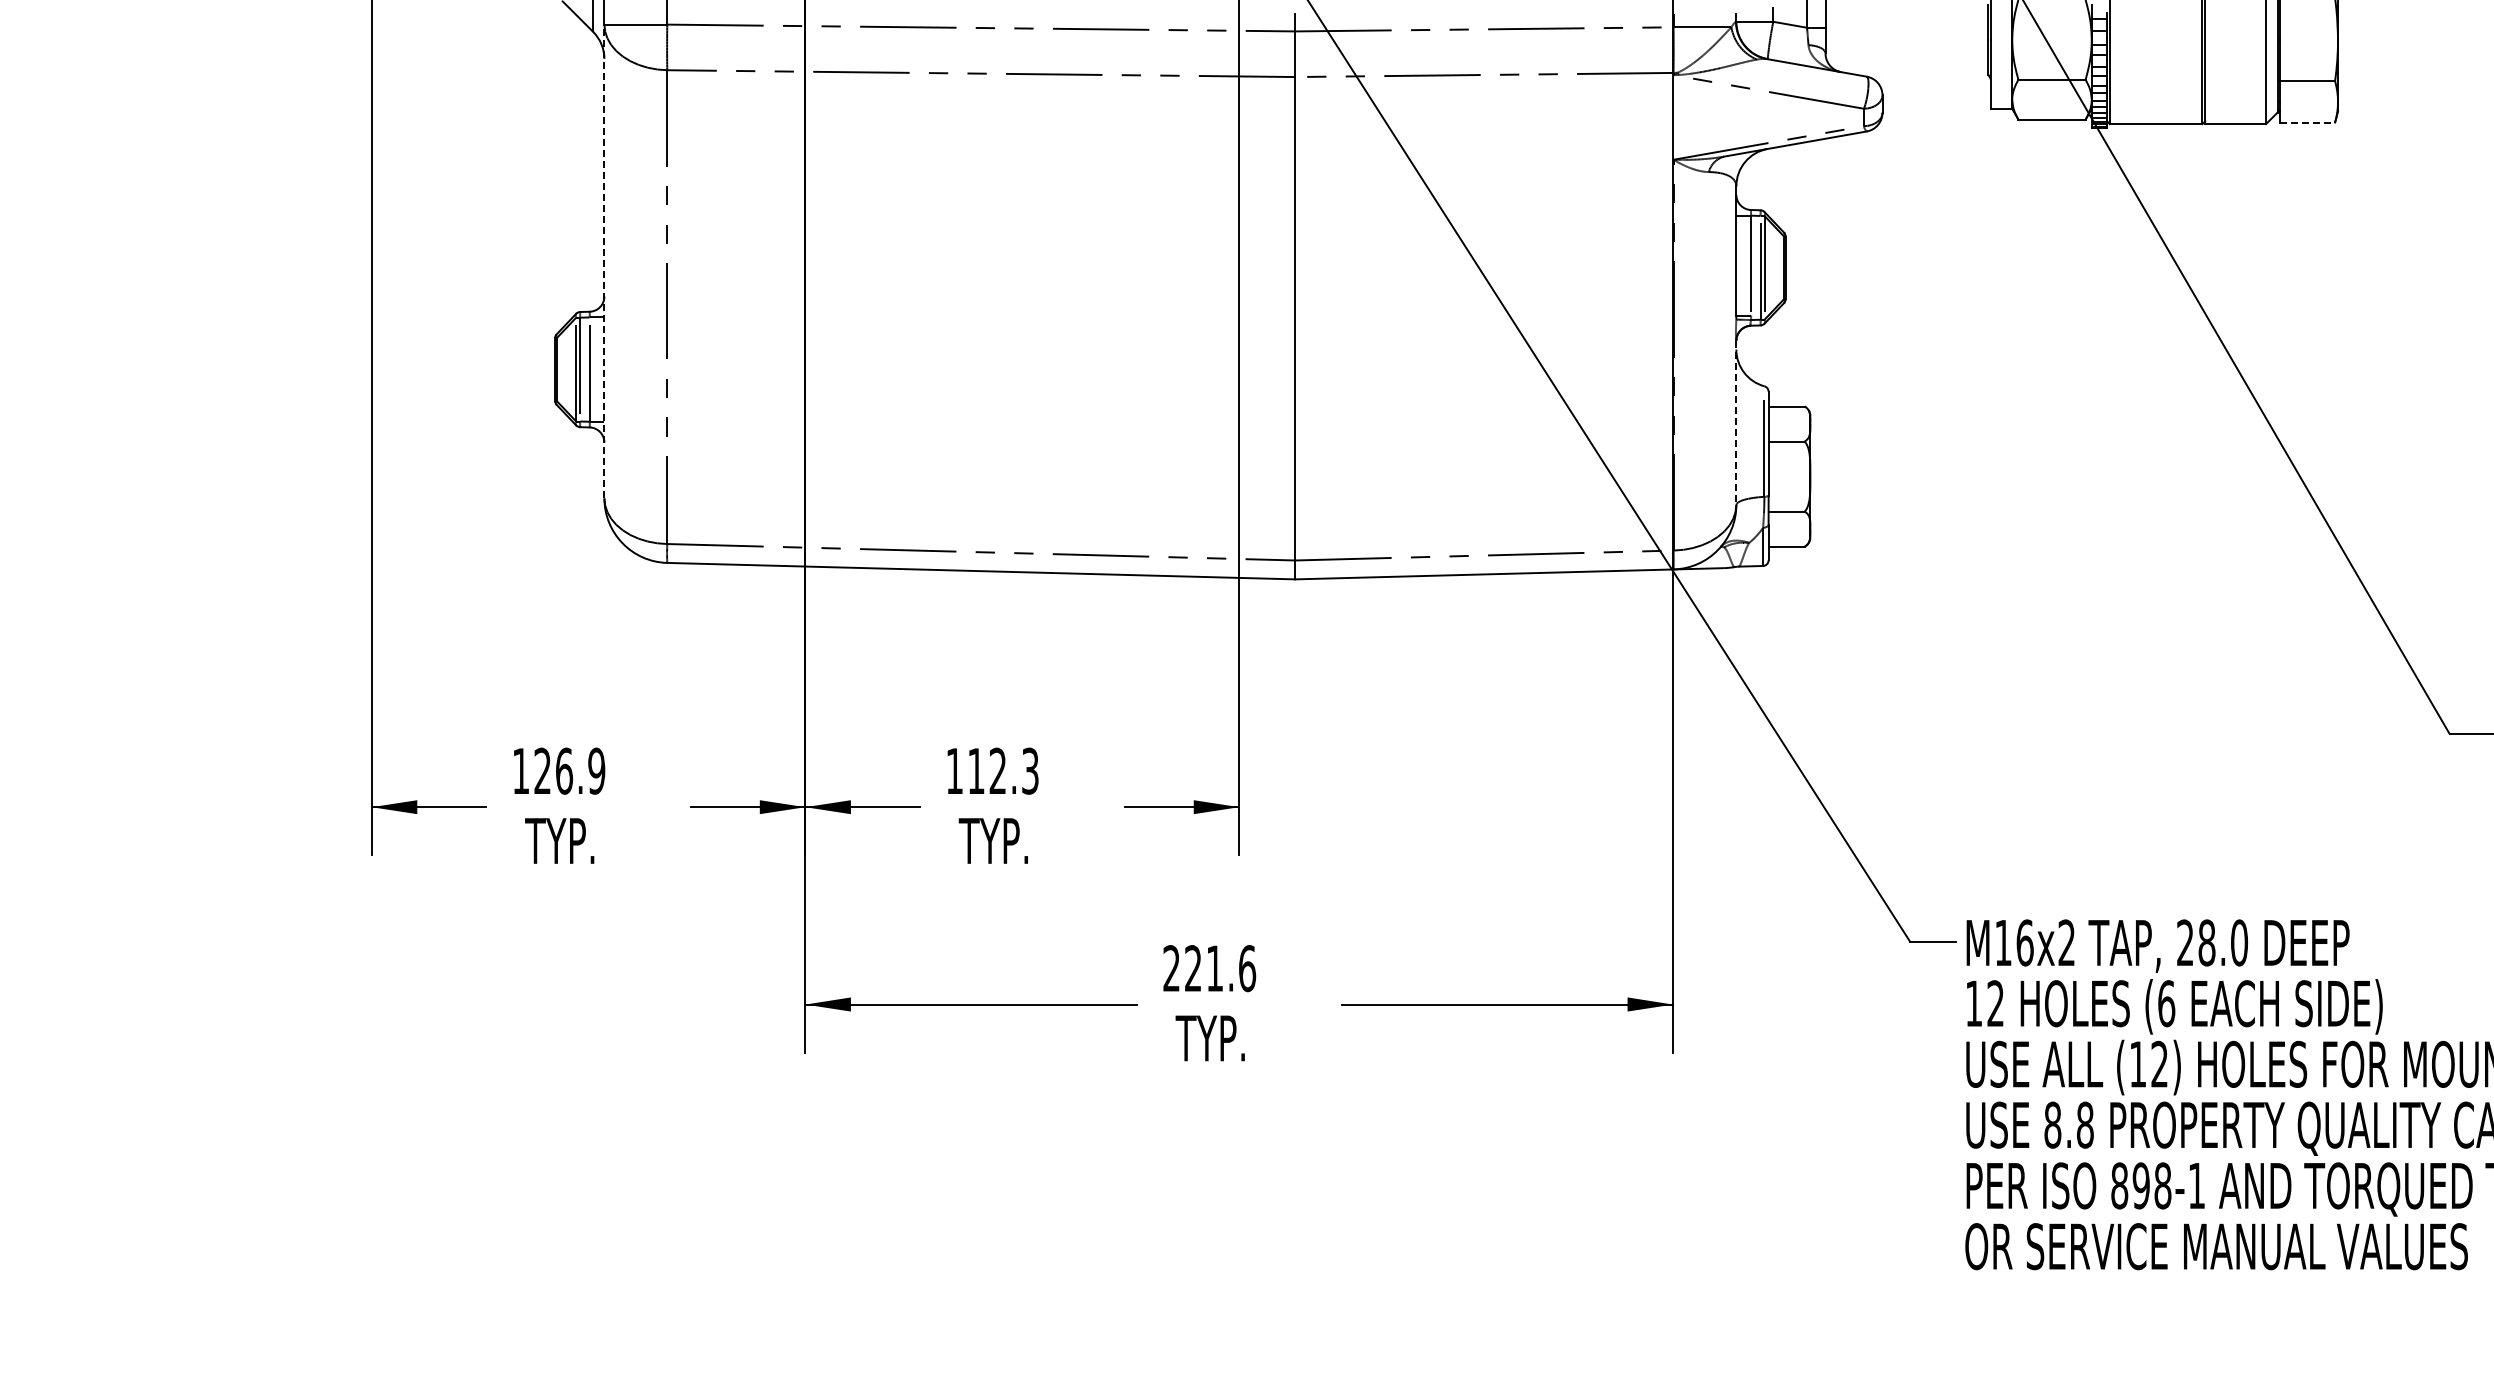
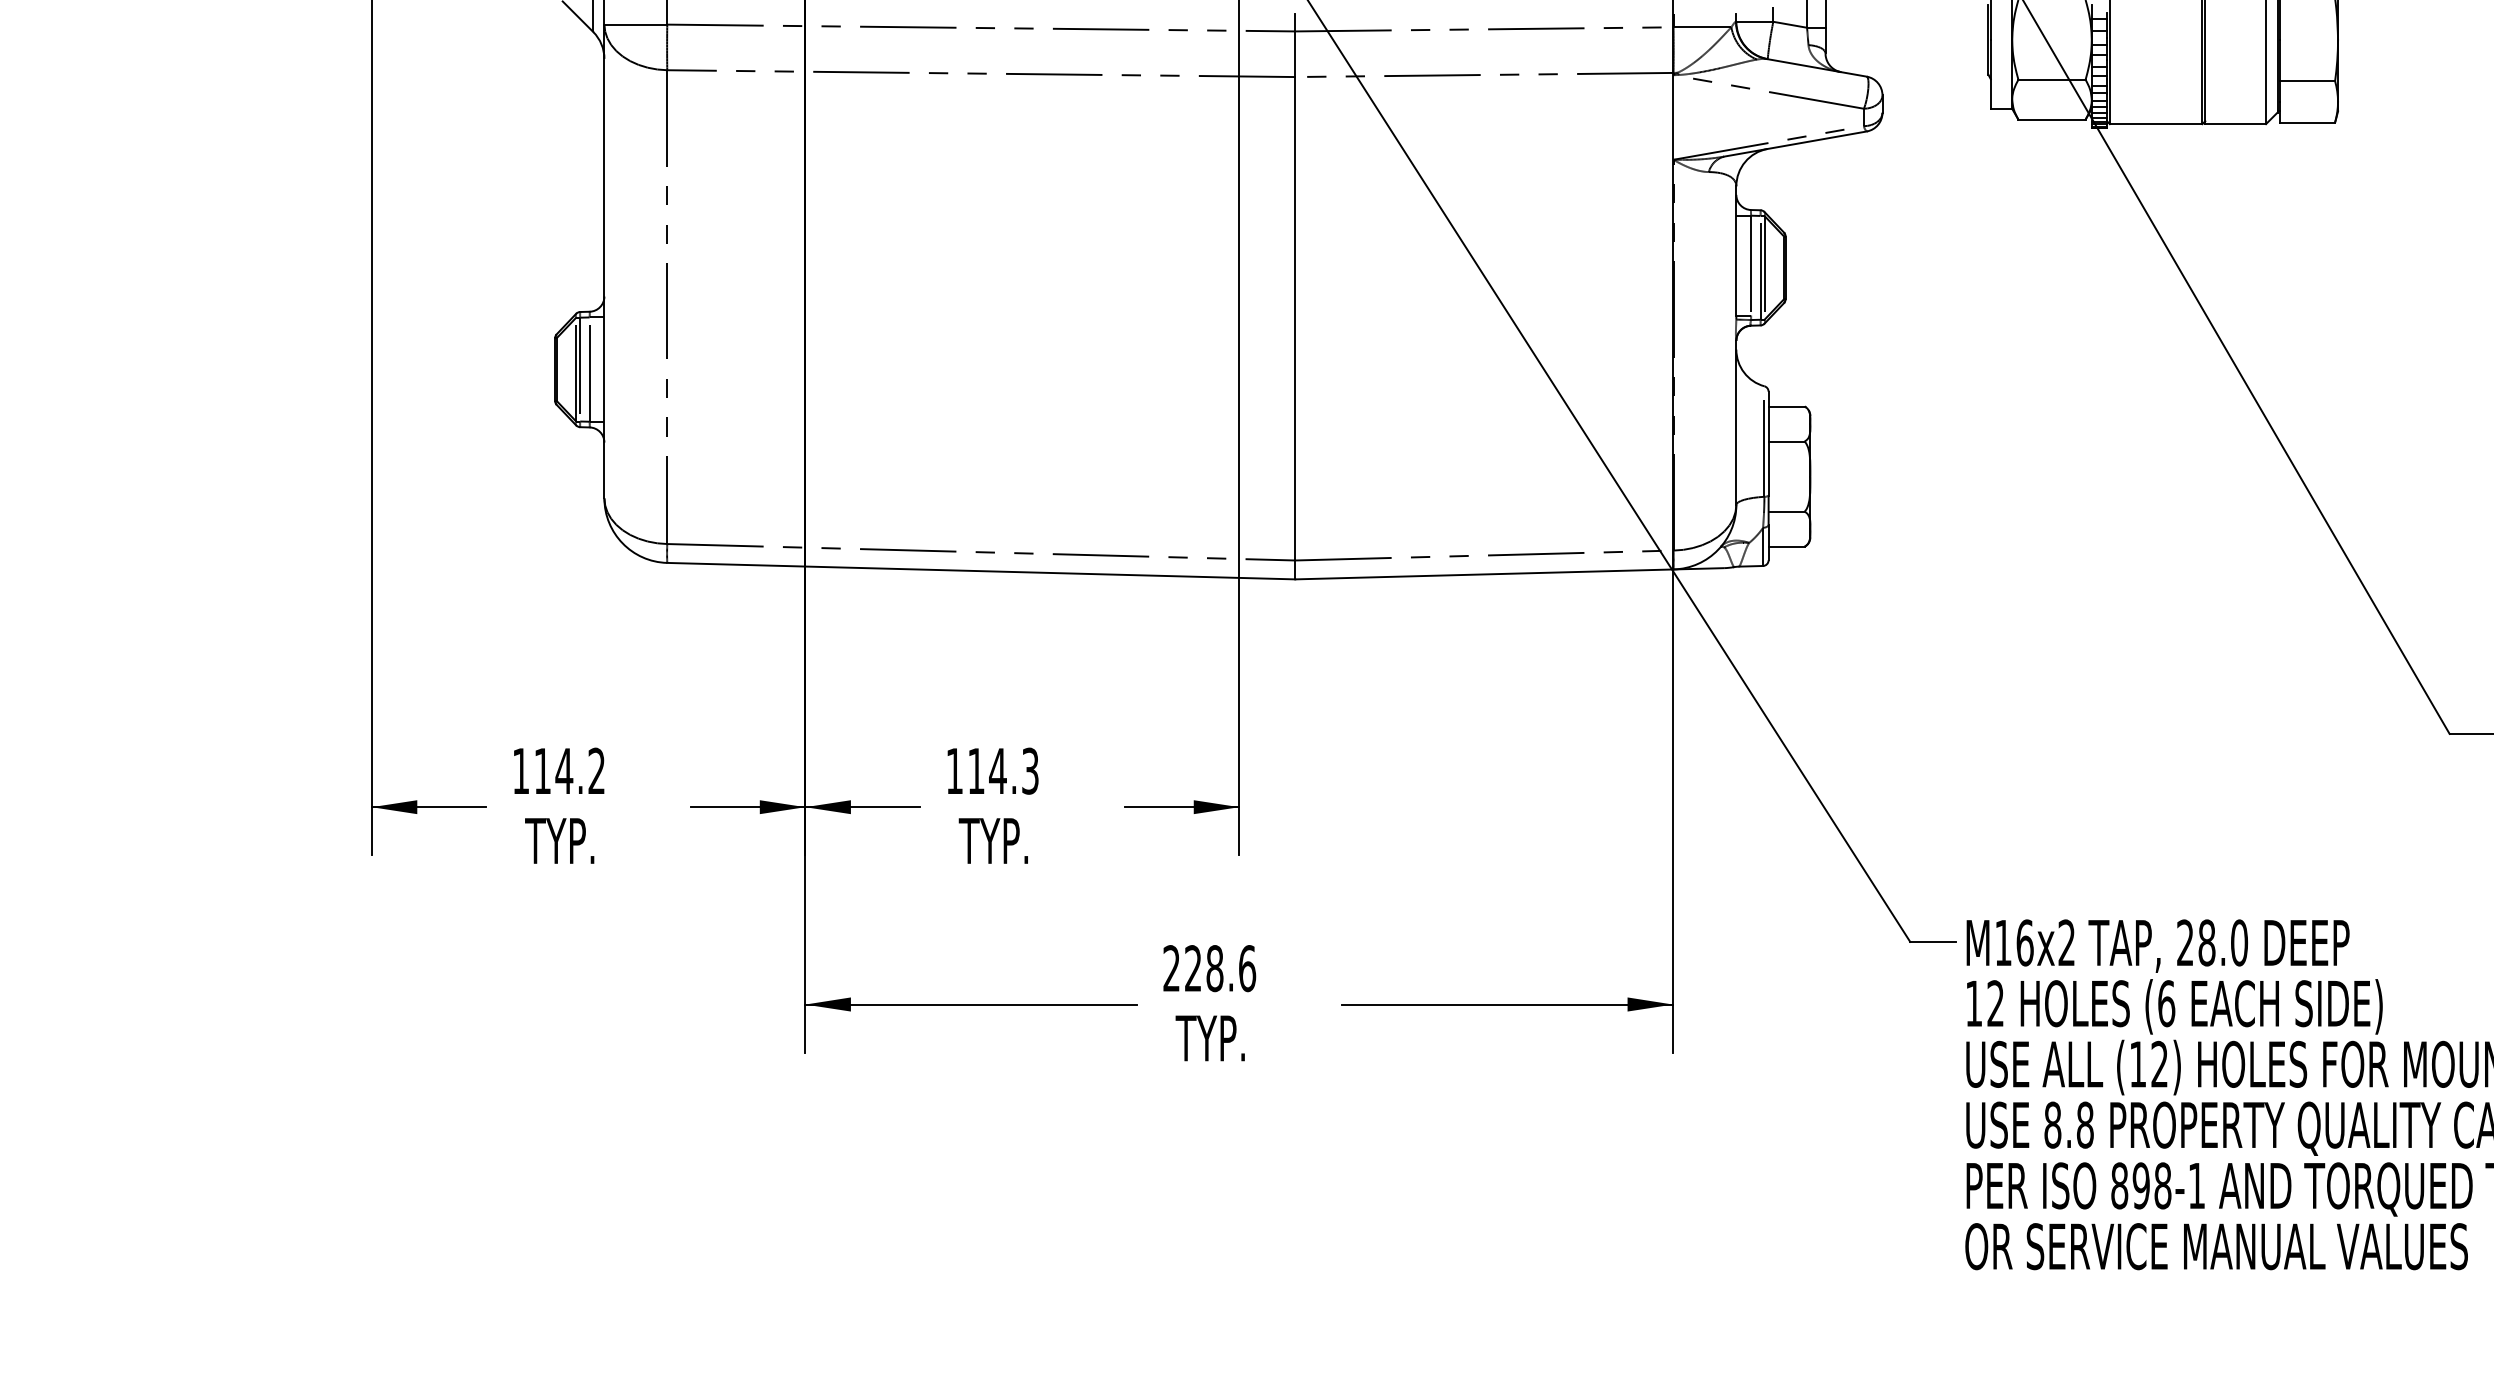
line: dashed -> solid (2307, 122)
line: dashed -> solid (604, 261)
line: dashed -> solid (1736, 423)
text: 126.9 -> 114.2 (569, 770)
text: 112.3 -> 114.3 (997, 770)
text: 221.6 -> 228.6 (1214, 968)
